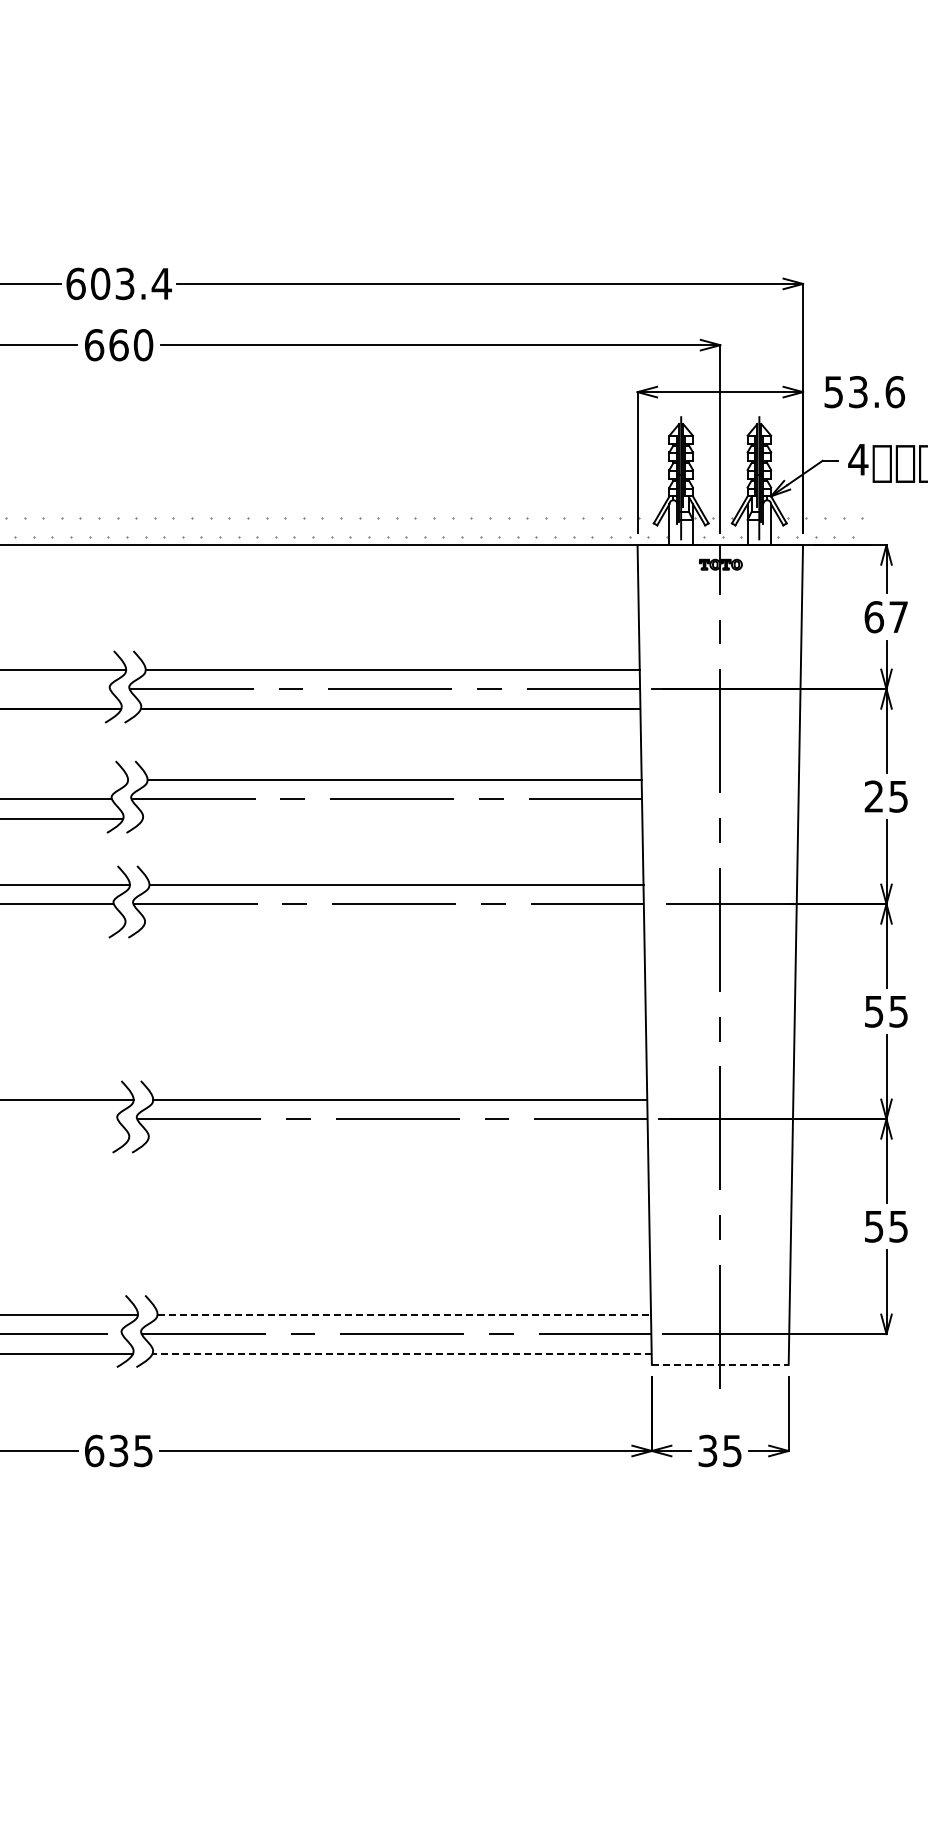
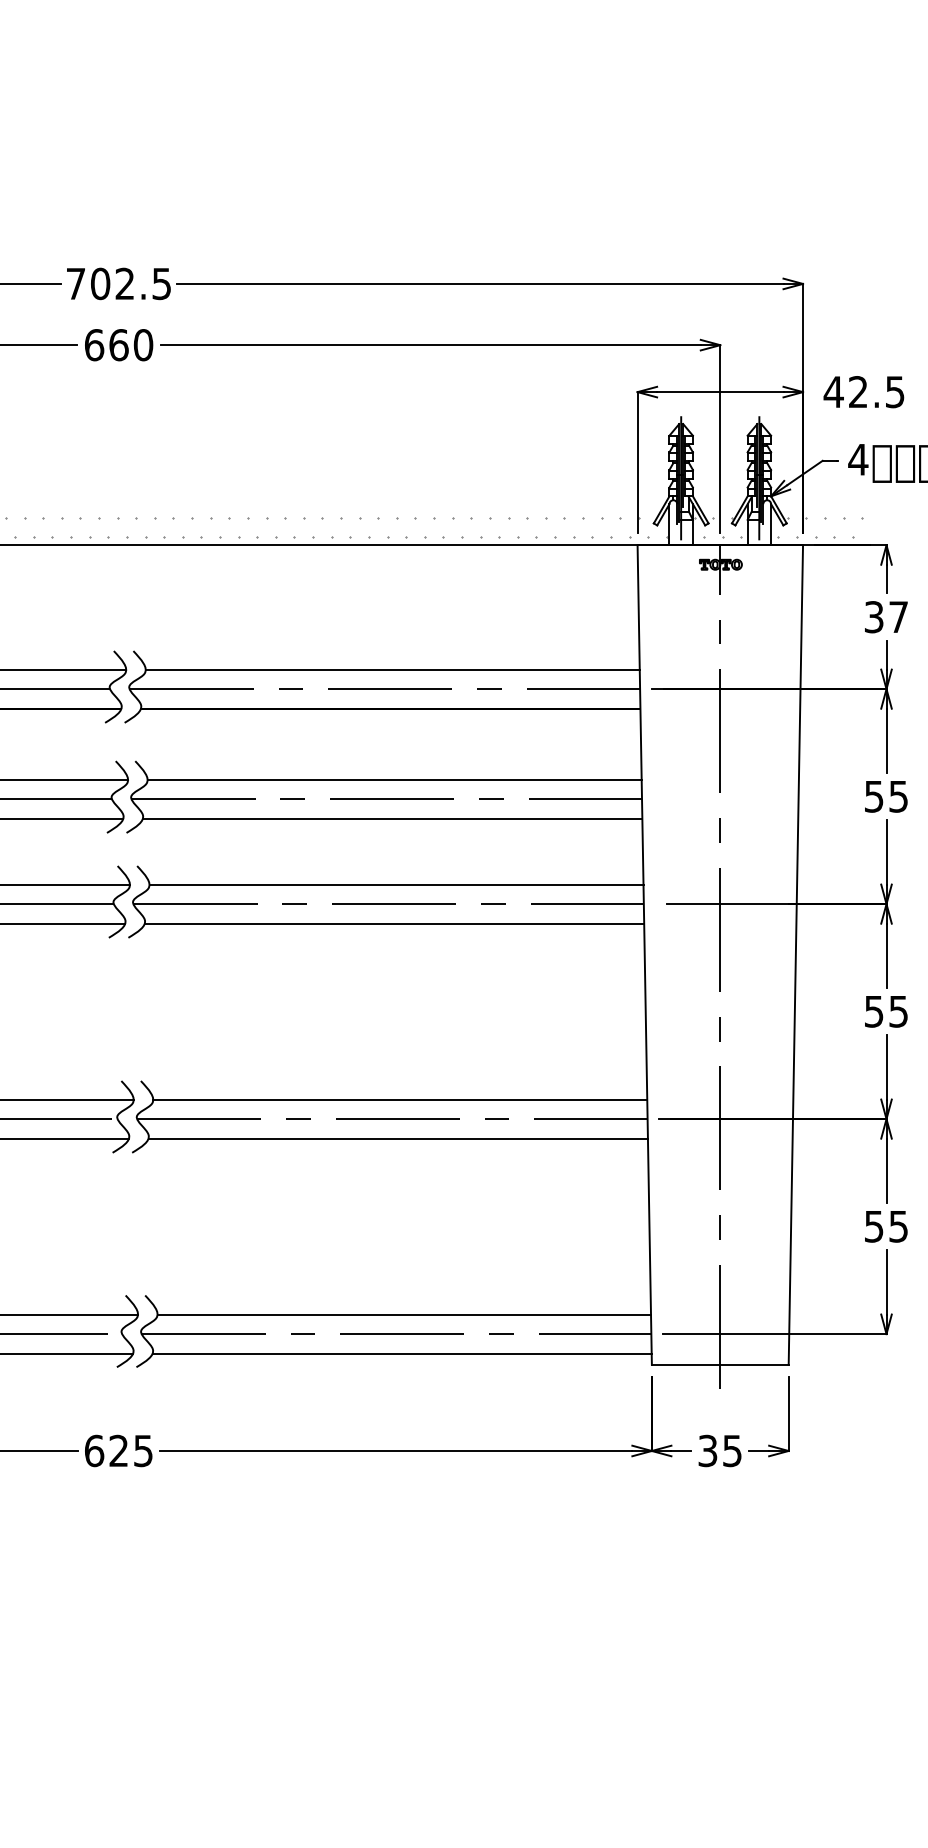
text: 603.4 -> 702.5 (118, 283)
text: 53.6 -> 42.5 (864, 392)
text: 67 -> 37 (874, 617)
line: none -> present (56, 689)
line: none -> present (65, 779)
text: 25 -> 55 (873, 796)
line: none -> present (392, 818)
line: none -> present (63, 923)
line: none -> present (394, 923)
line: none -> present (59, 1119)
line: none -> present (65, 1138)
line: none -> present (397, 1138)
line: dashed -> solid (404, 1314)
line: dashed -> solid (402, 1353)
line: dashed -> solid (720, 1364)
text: 635 -> 625 (118, 1451)
